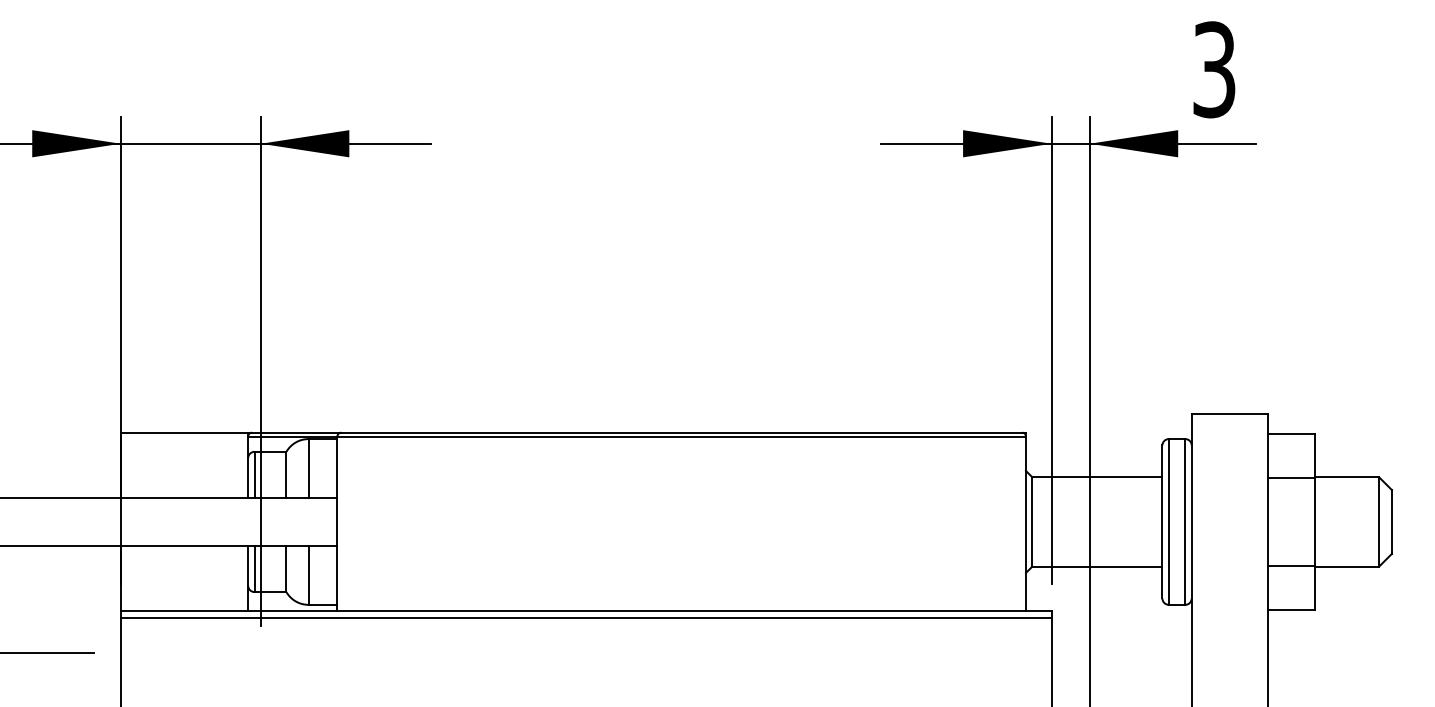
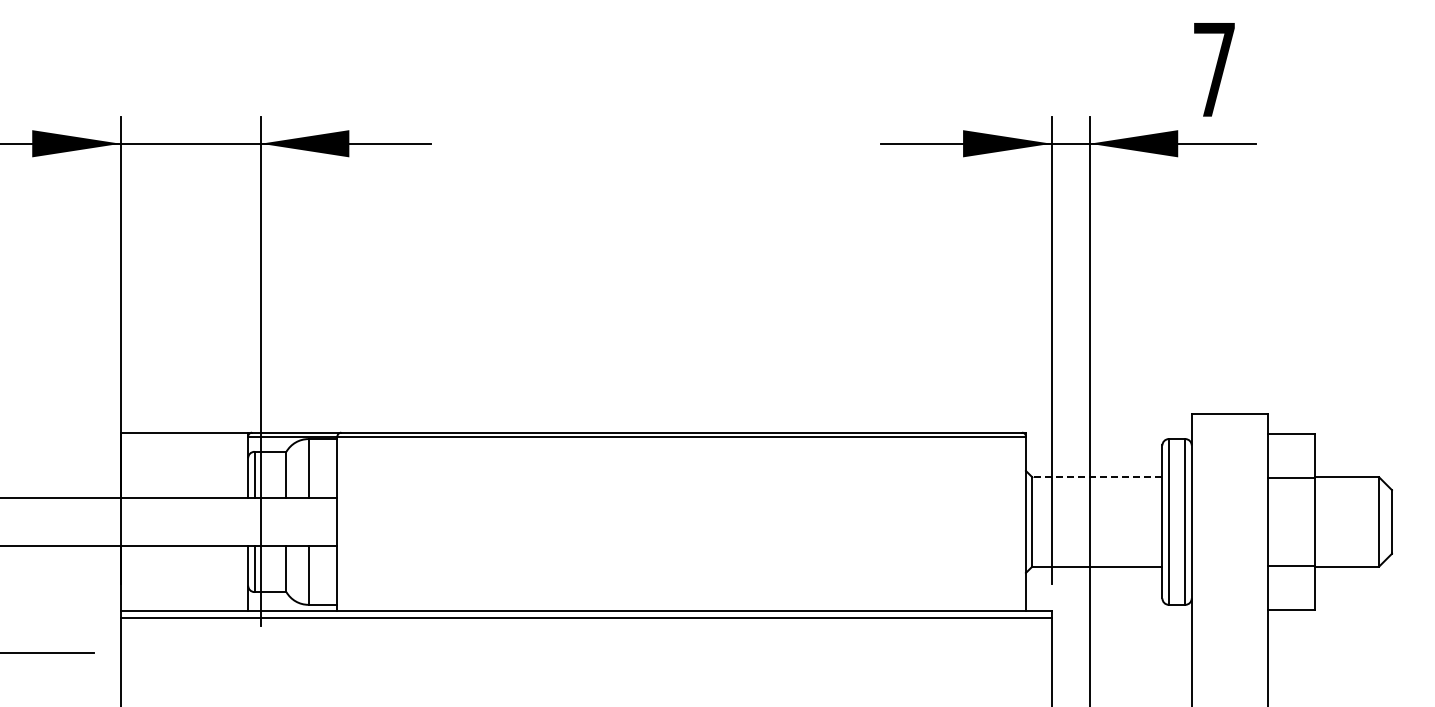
text: 3 -> 7 (1214, 69)
line: solid -> dashed (1096, 477)
